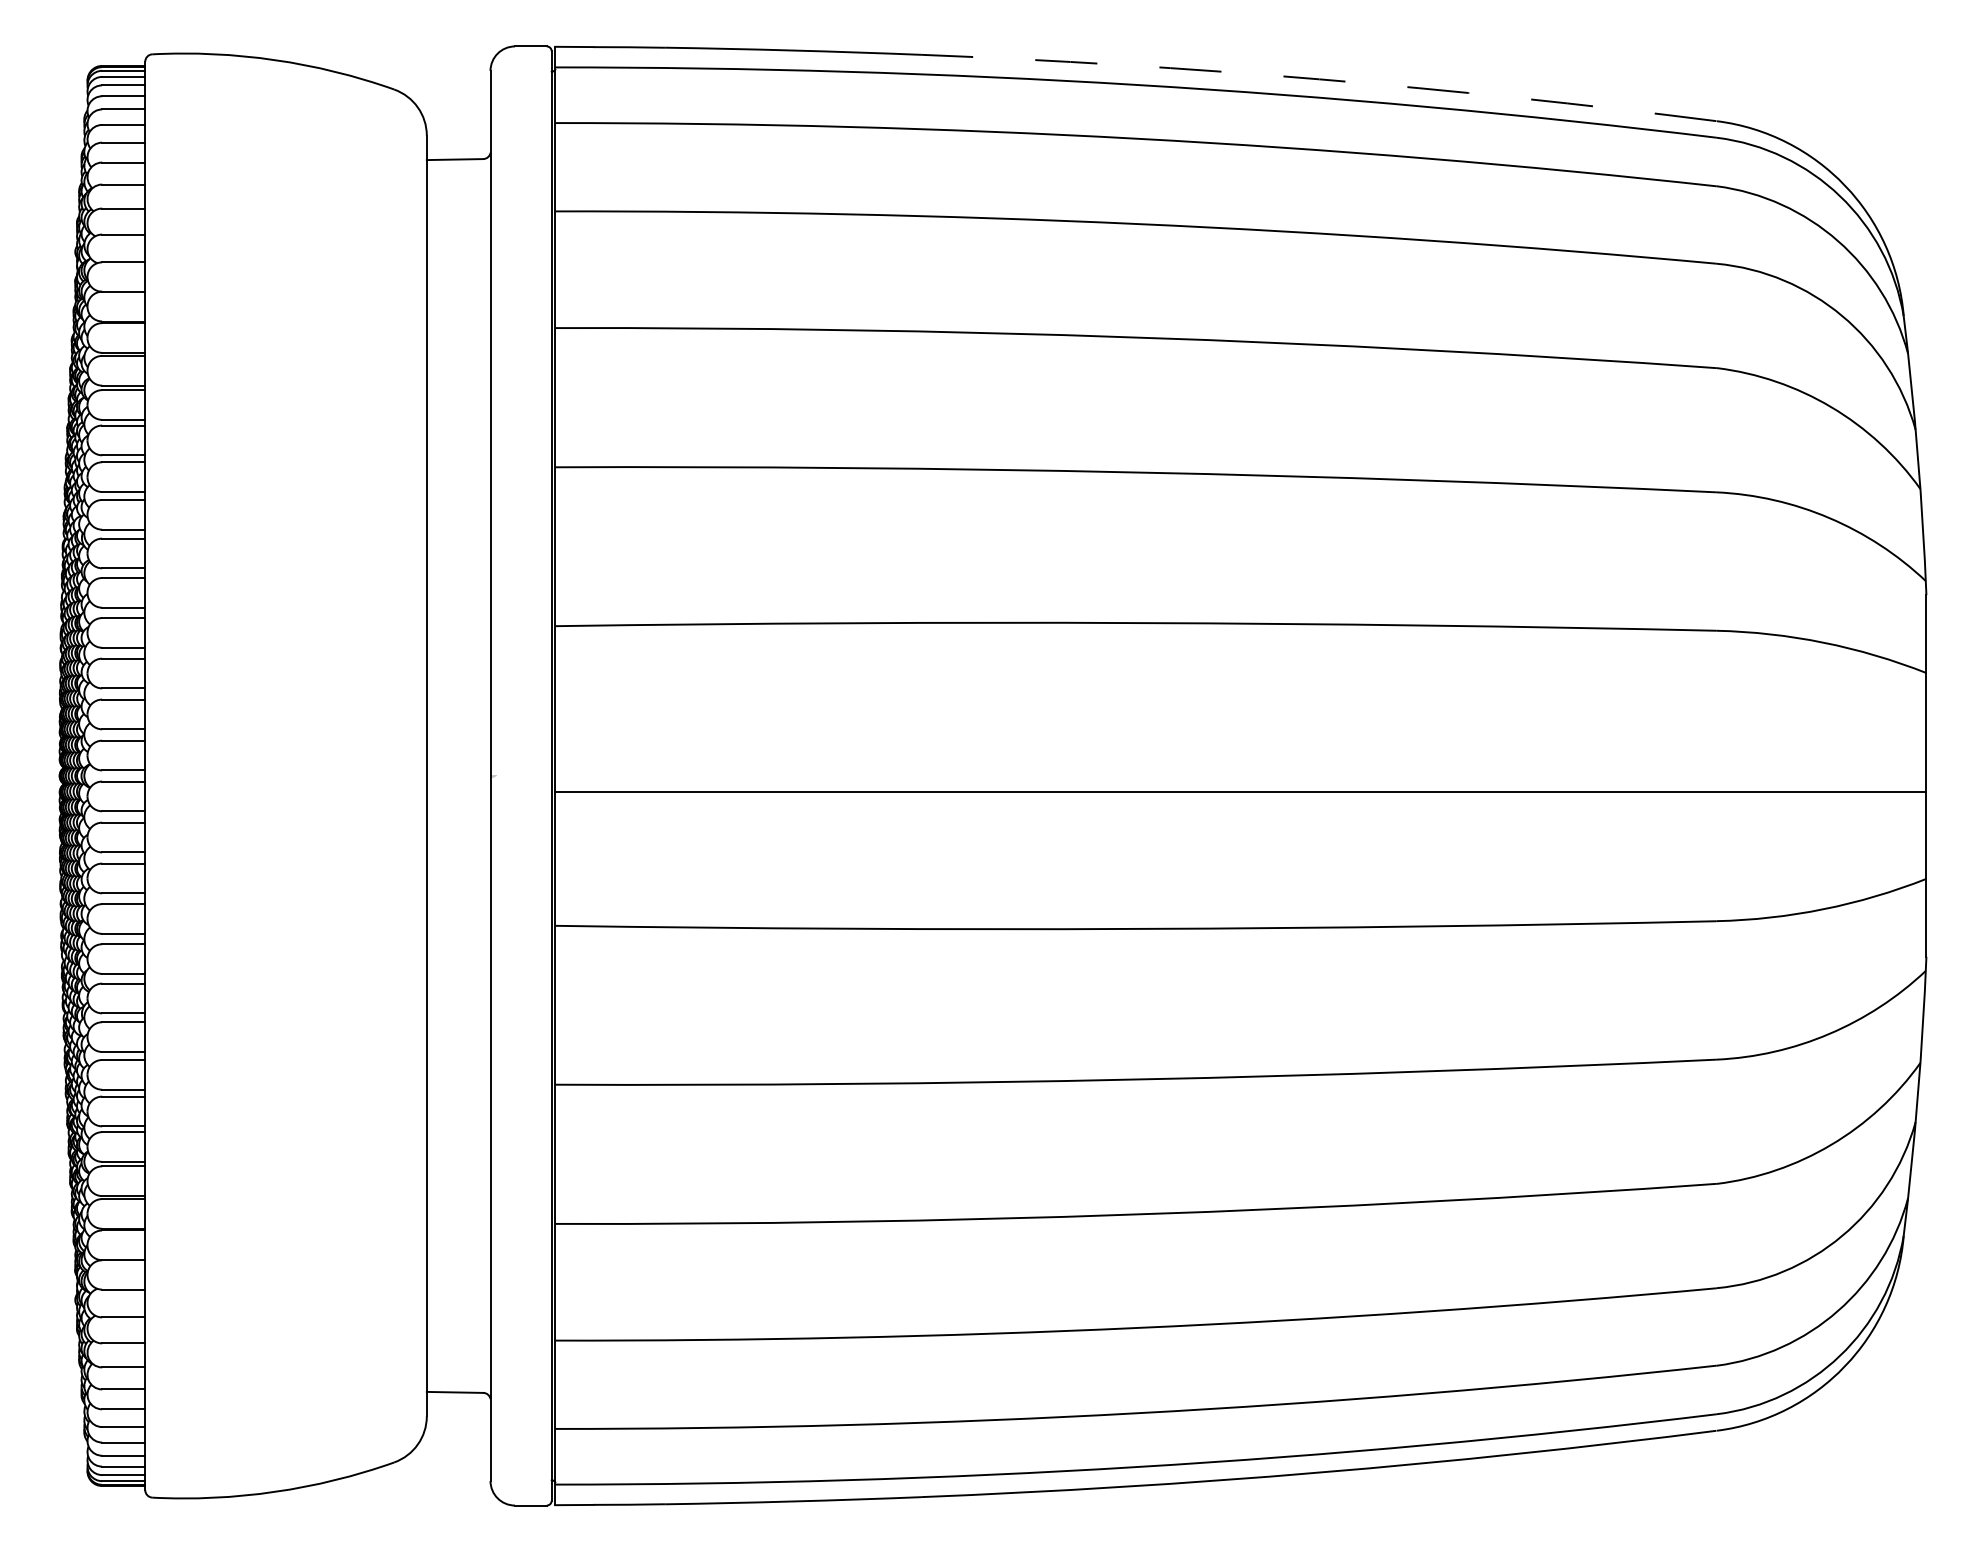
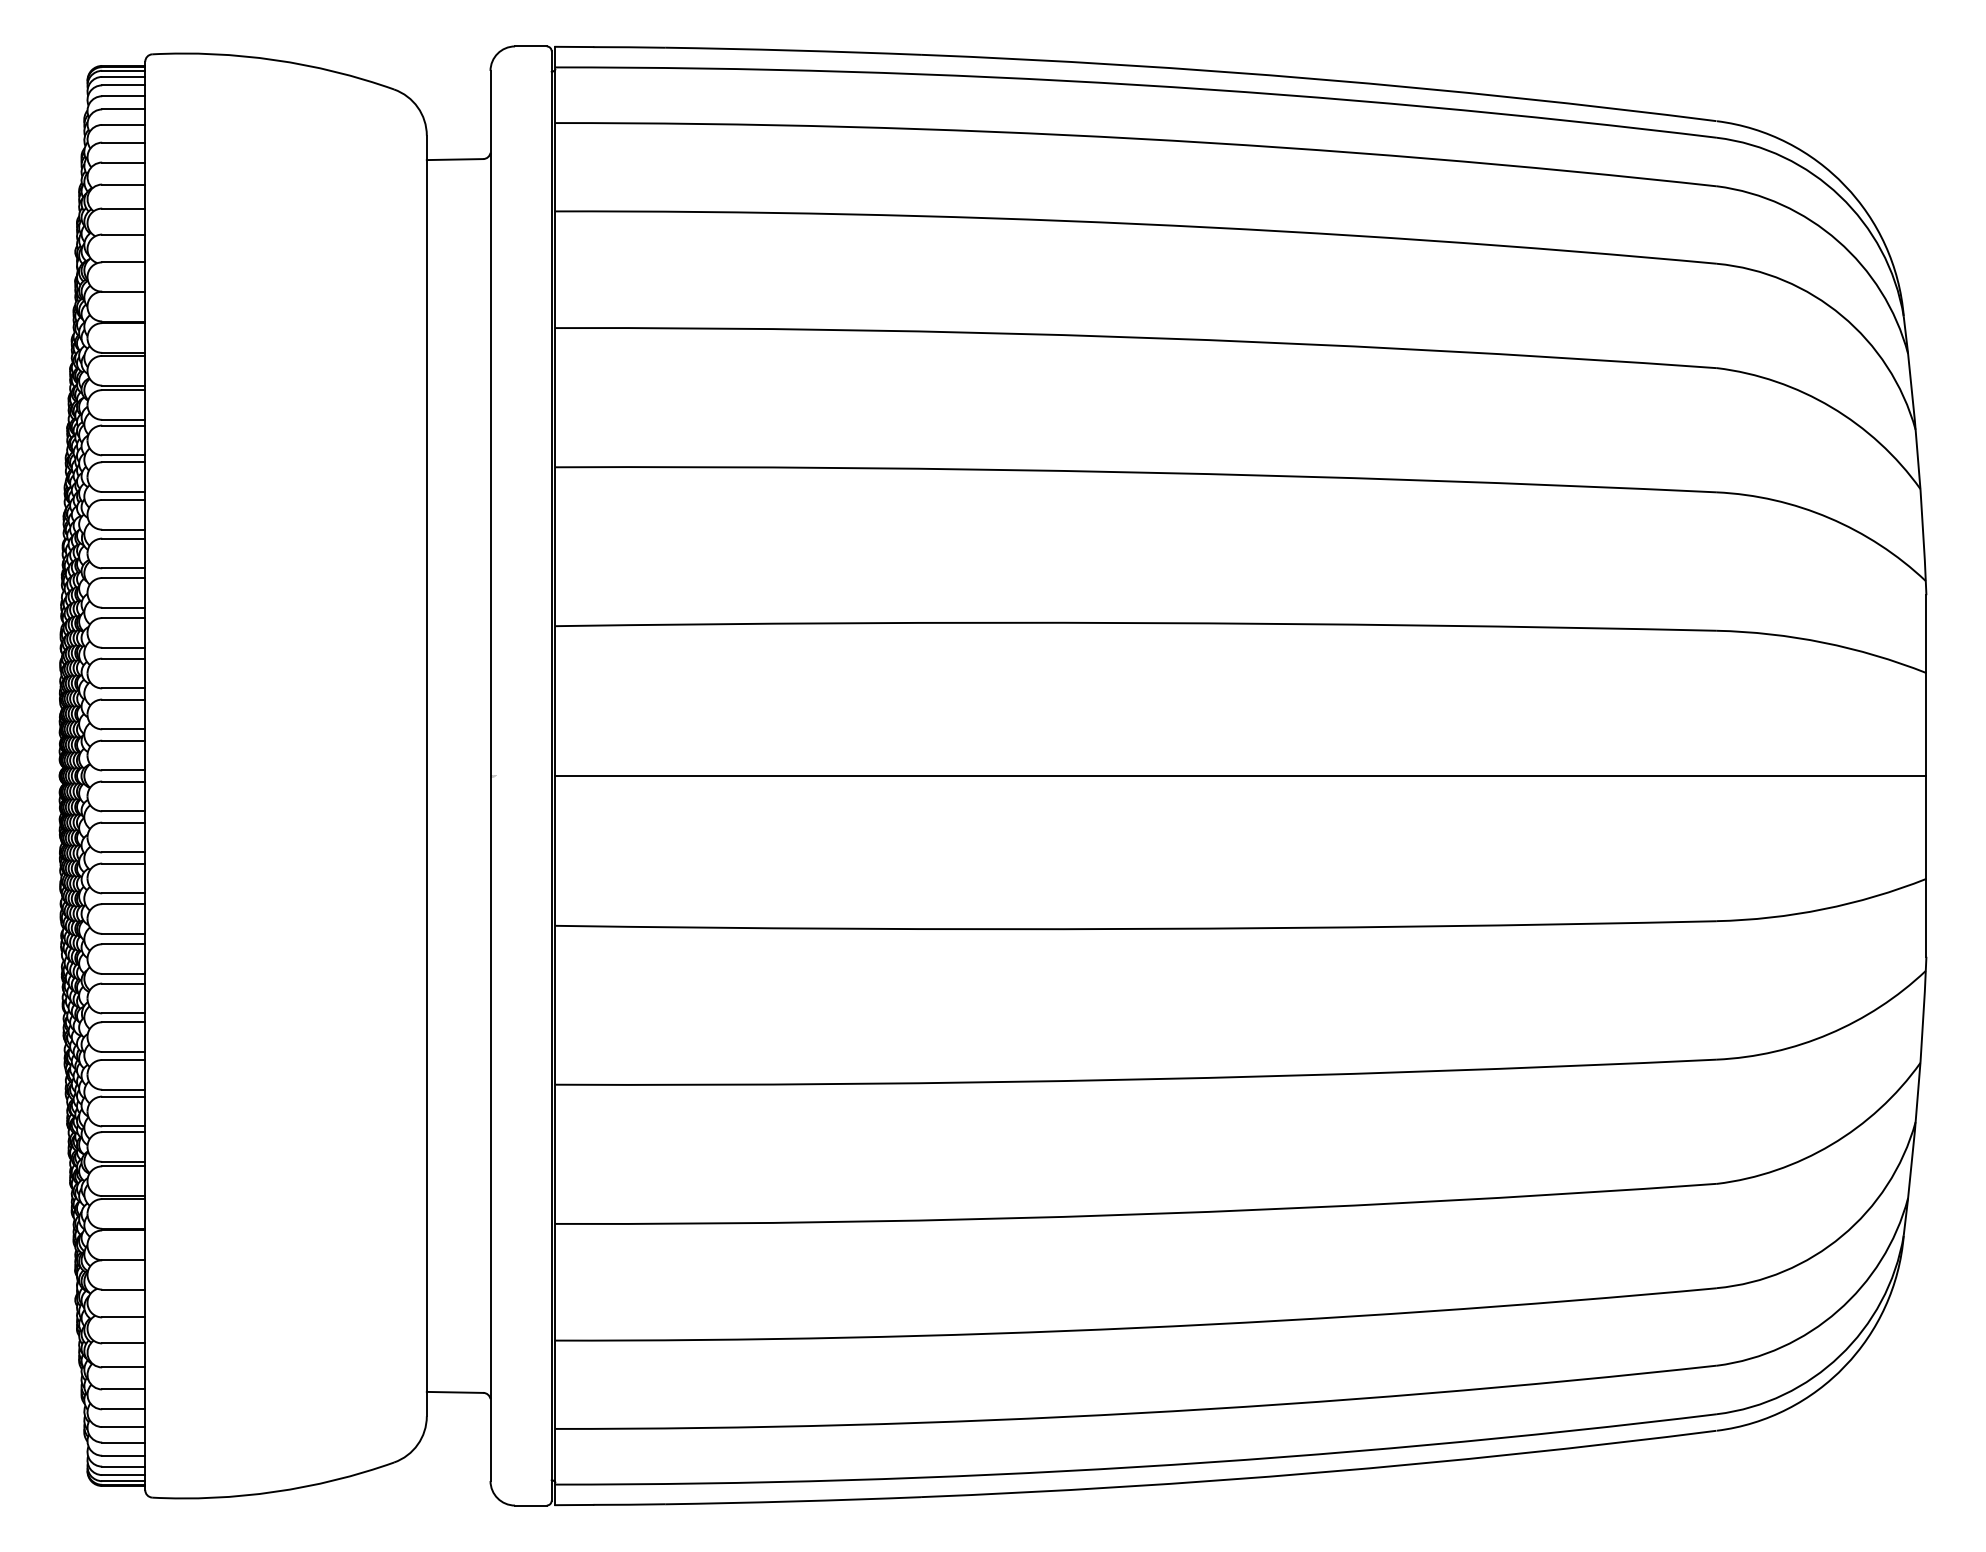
arc: dashed -> solid (1319, 79)
line position: (1240, 791) -> (1240, 775) (1240, 775)
